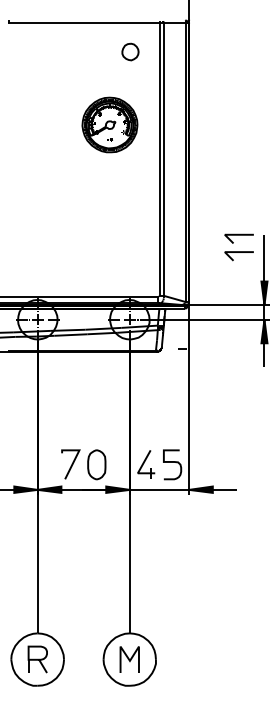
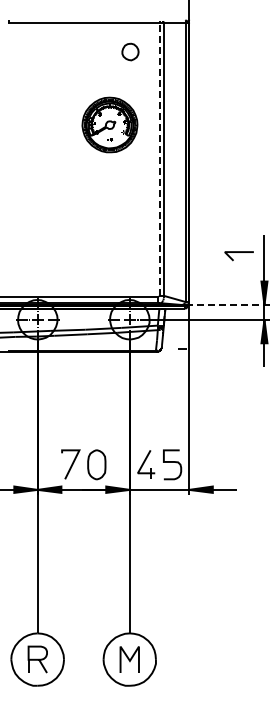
line: solid -> dashed (159, 159)
line: present -> none (238, 235)
line: solid -> dashed (228, 305)
